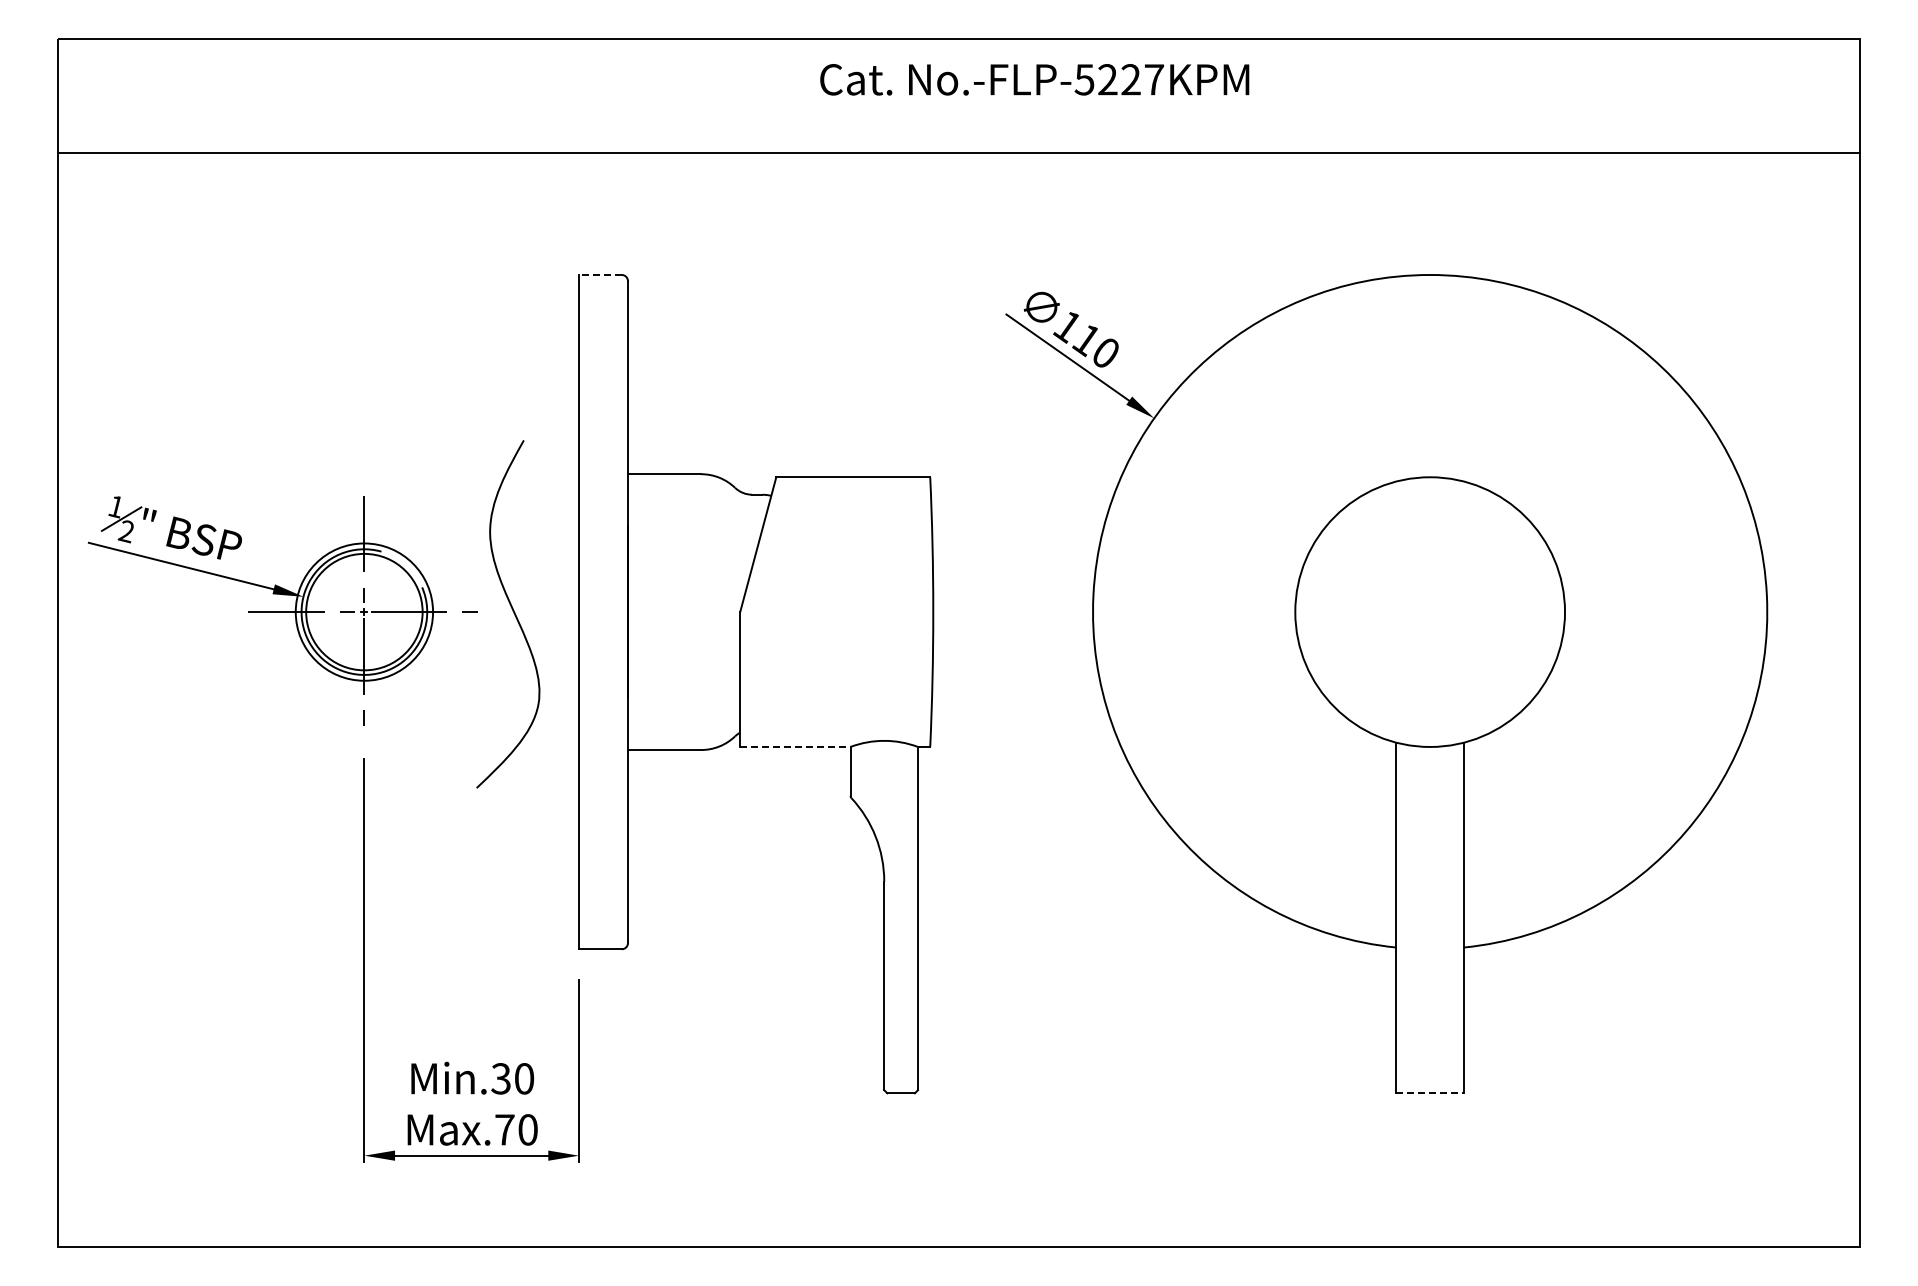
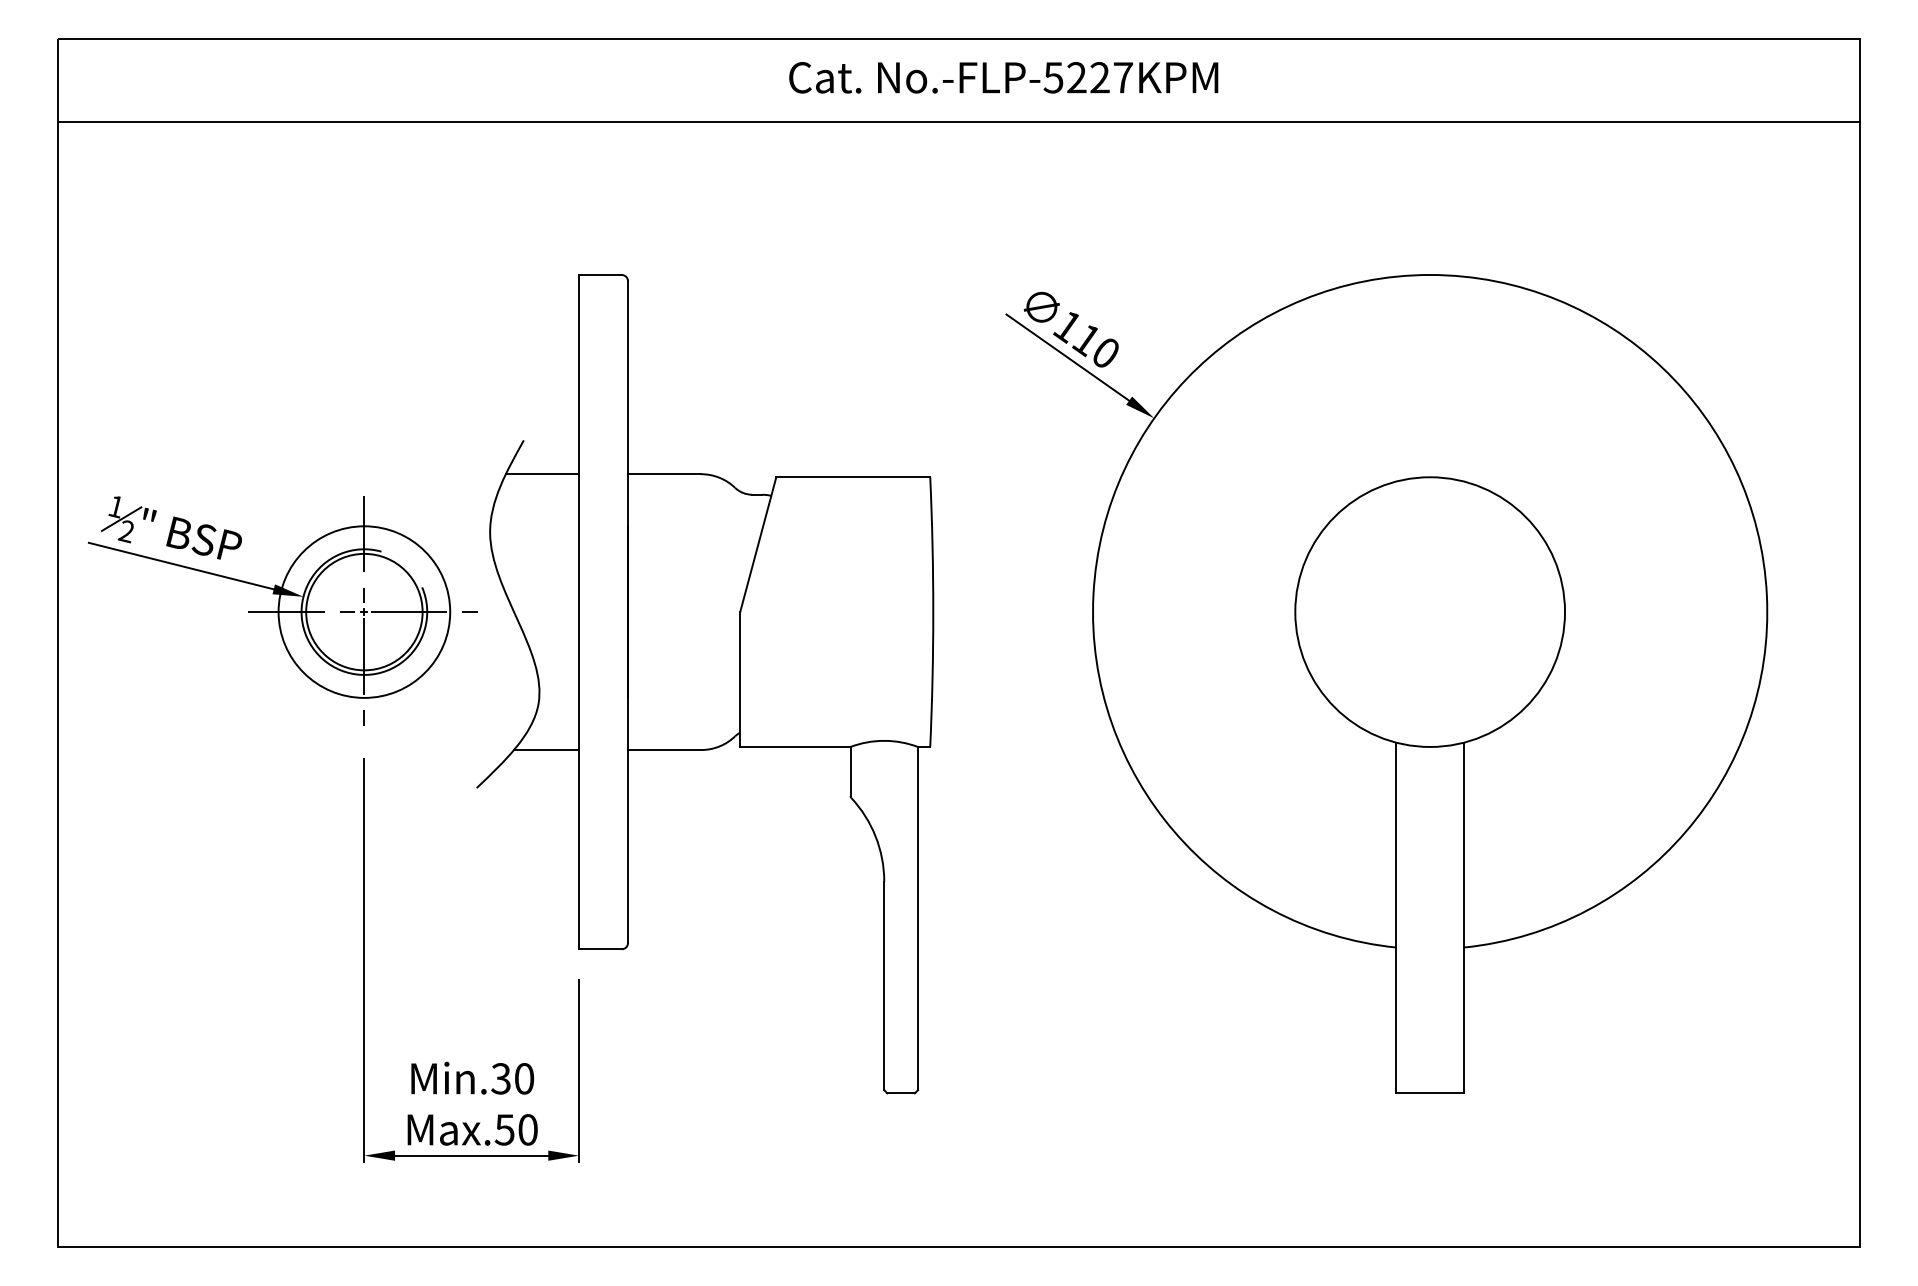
text position: (1034, 79) -> (1003, 77) (1003, 77)
line position: (958, 152) -> (958, 121) (958, 121)
line: dashed -> solid (599, 274)
line: none -> present (541, 474)
circle diameter: 137 px -> 172 px (364, 611)
line: dashed -> solid (795, 746)
line: none -> present (546, 750)
line: dashed -> solid (1430, 1093)
text: Max.70 -> Max.50 (504, 1129)
